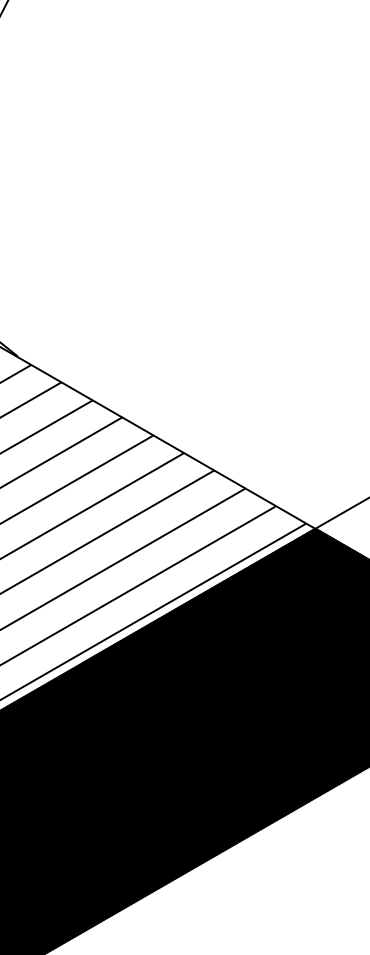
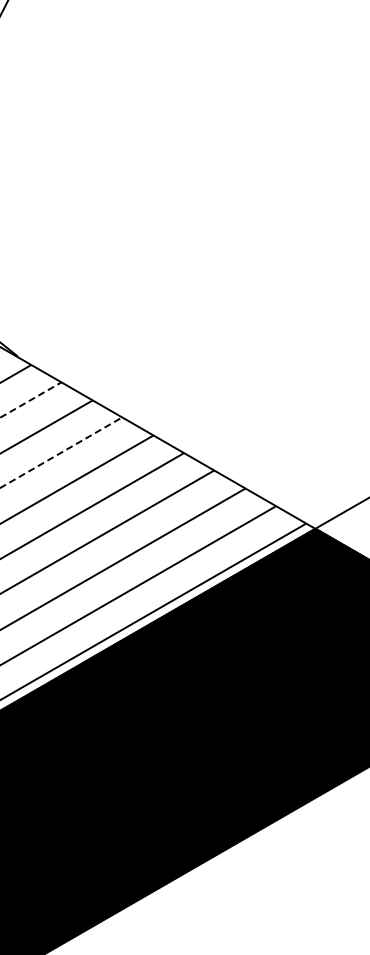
line: solid -> dashed (31, 399)
line: solid -> dashed (62, 452)
